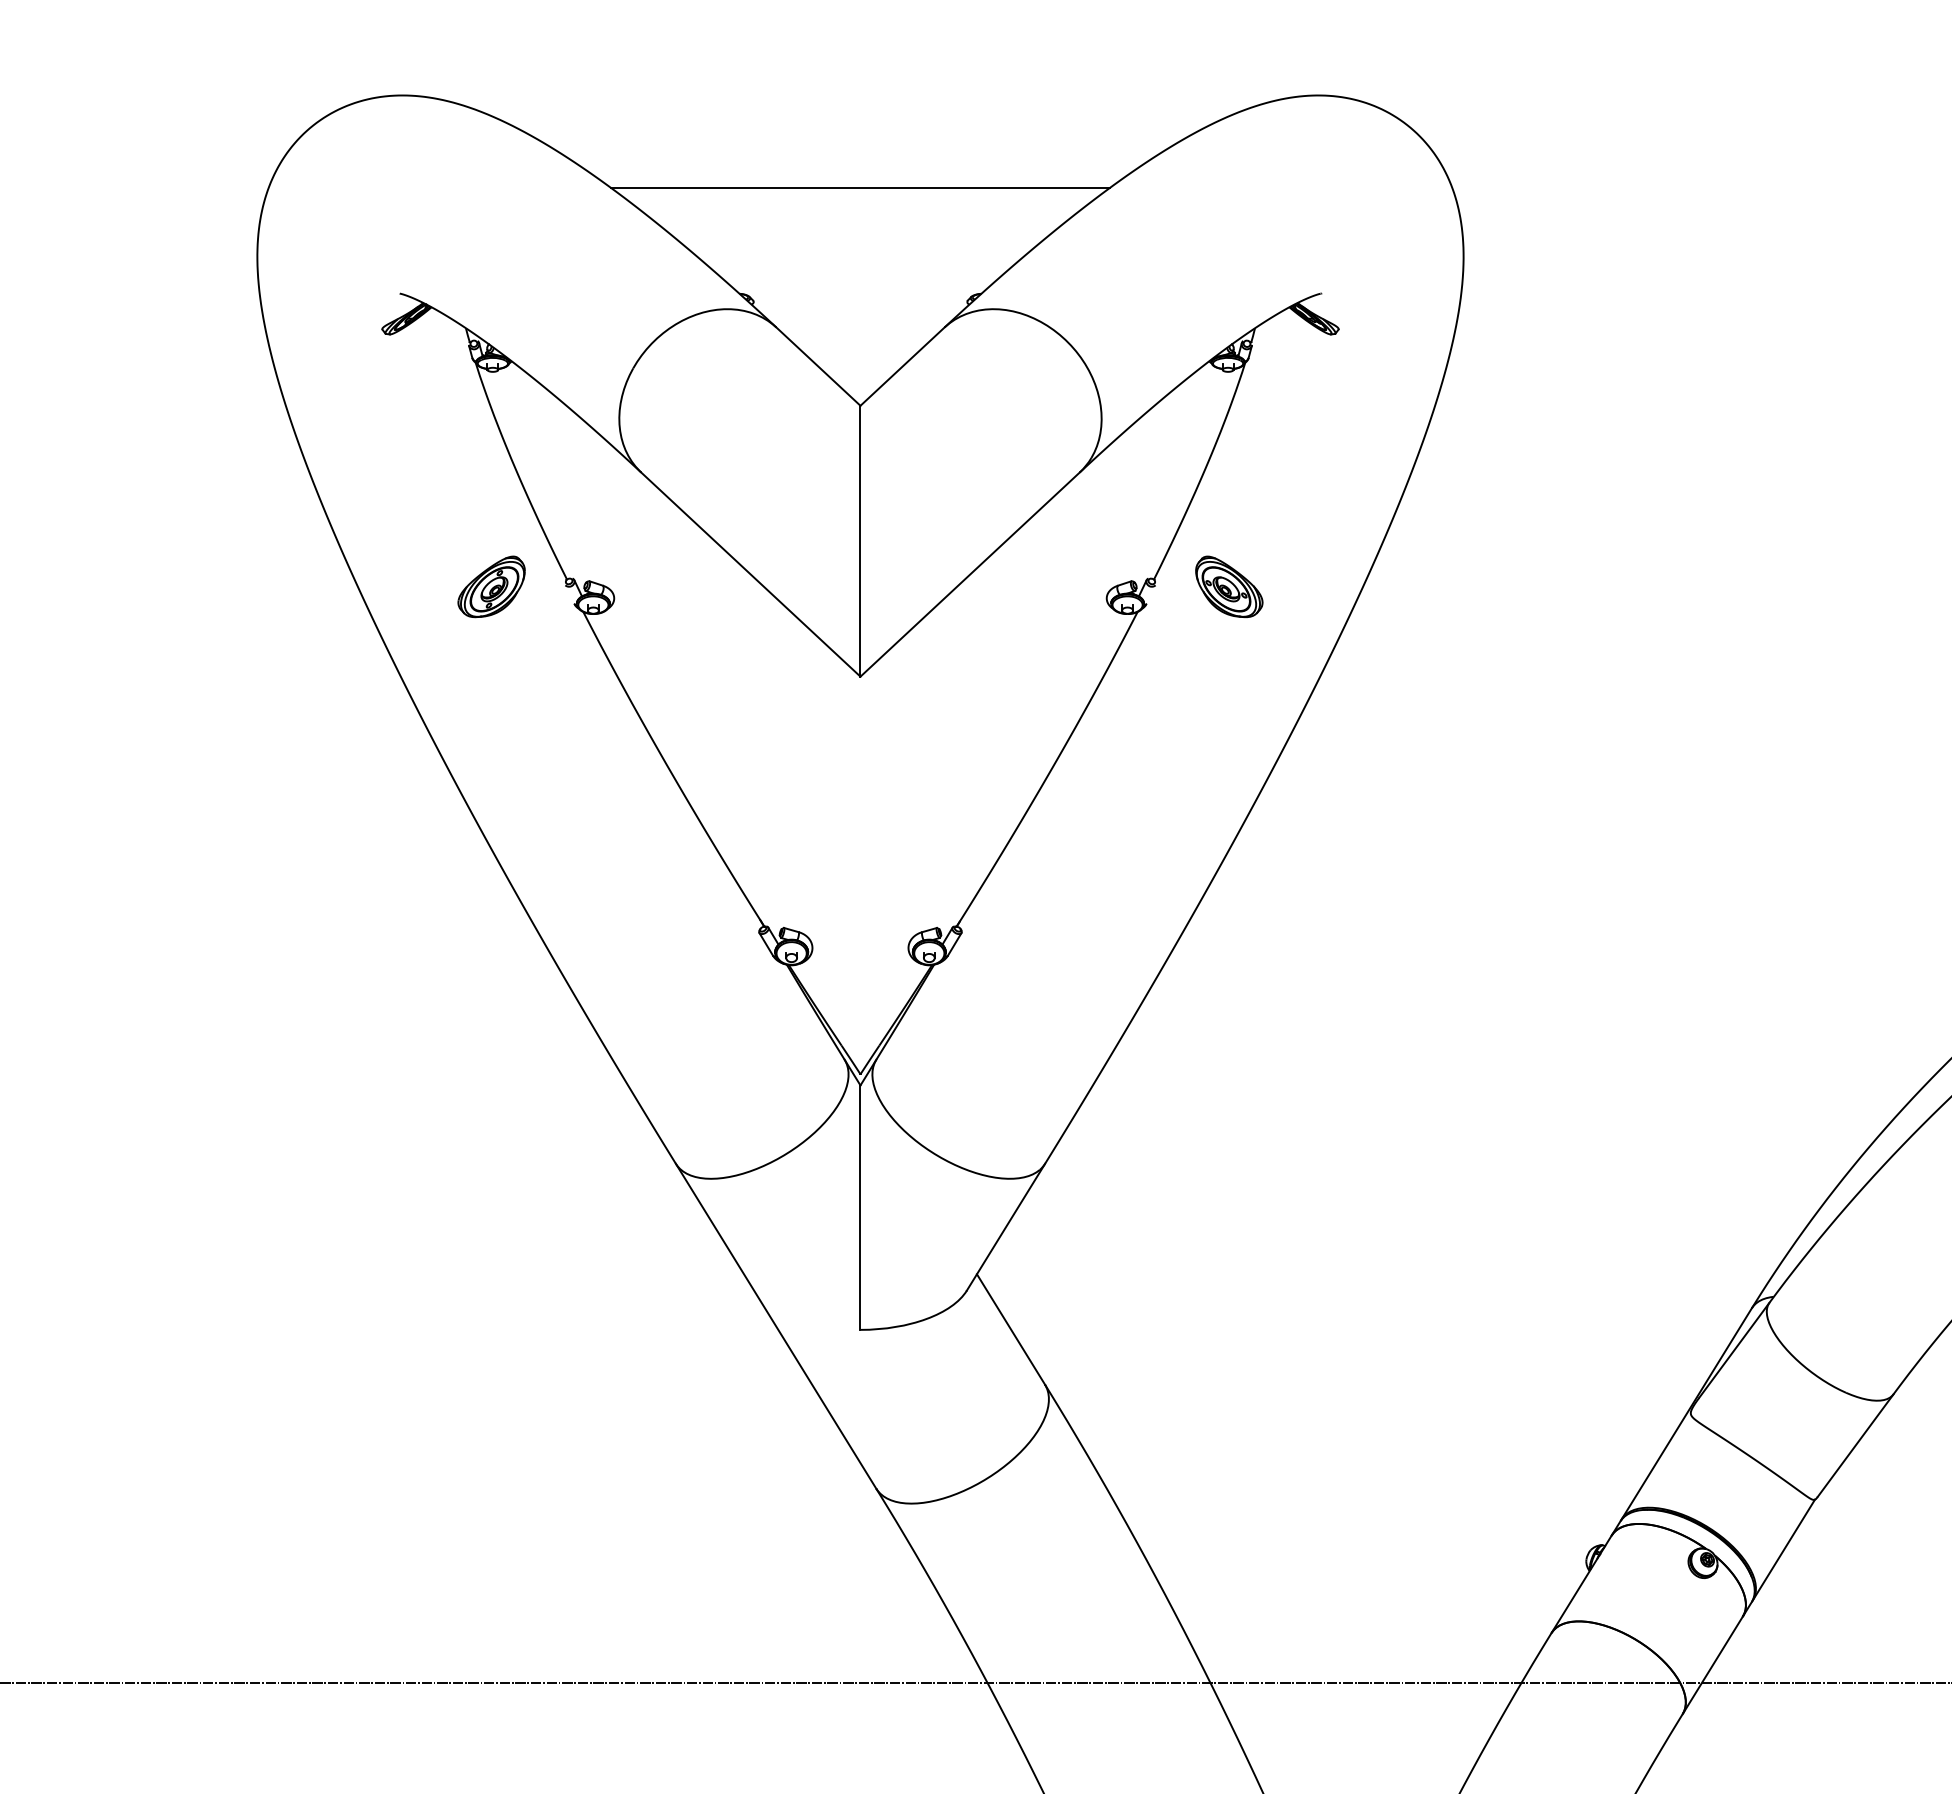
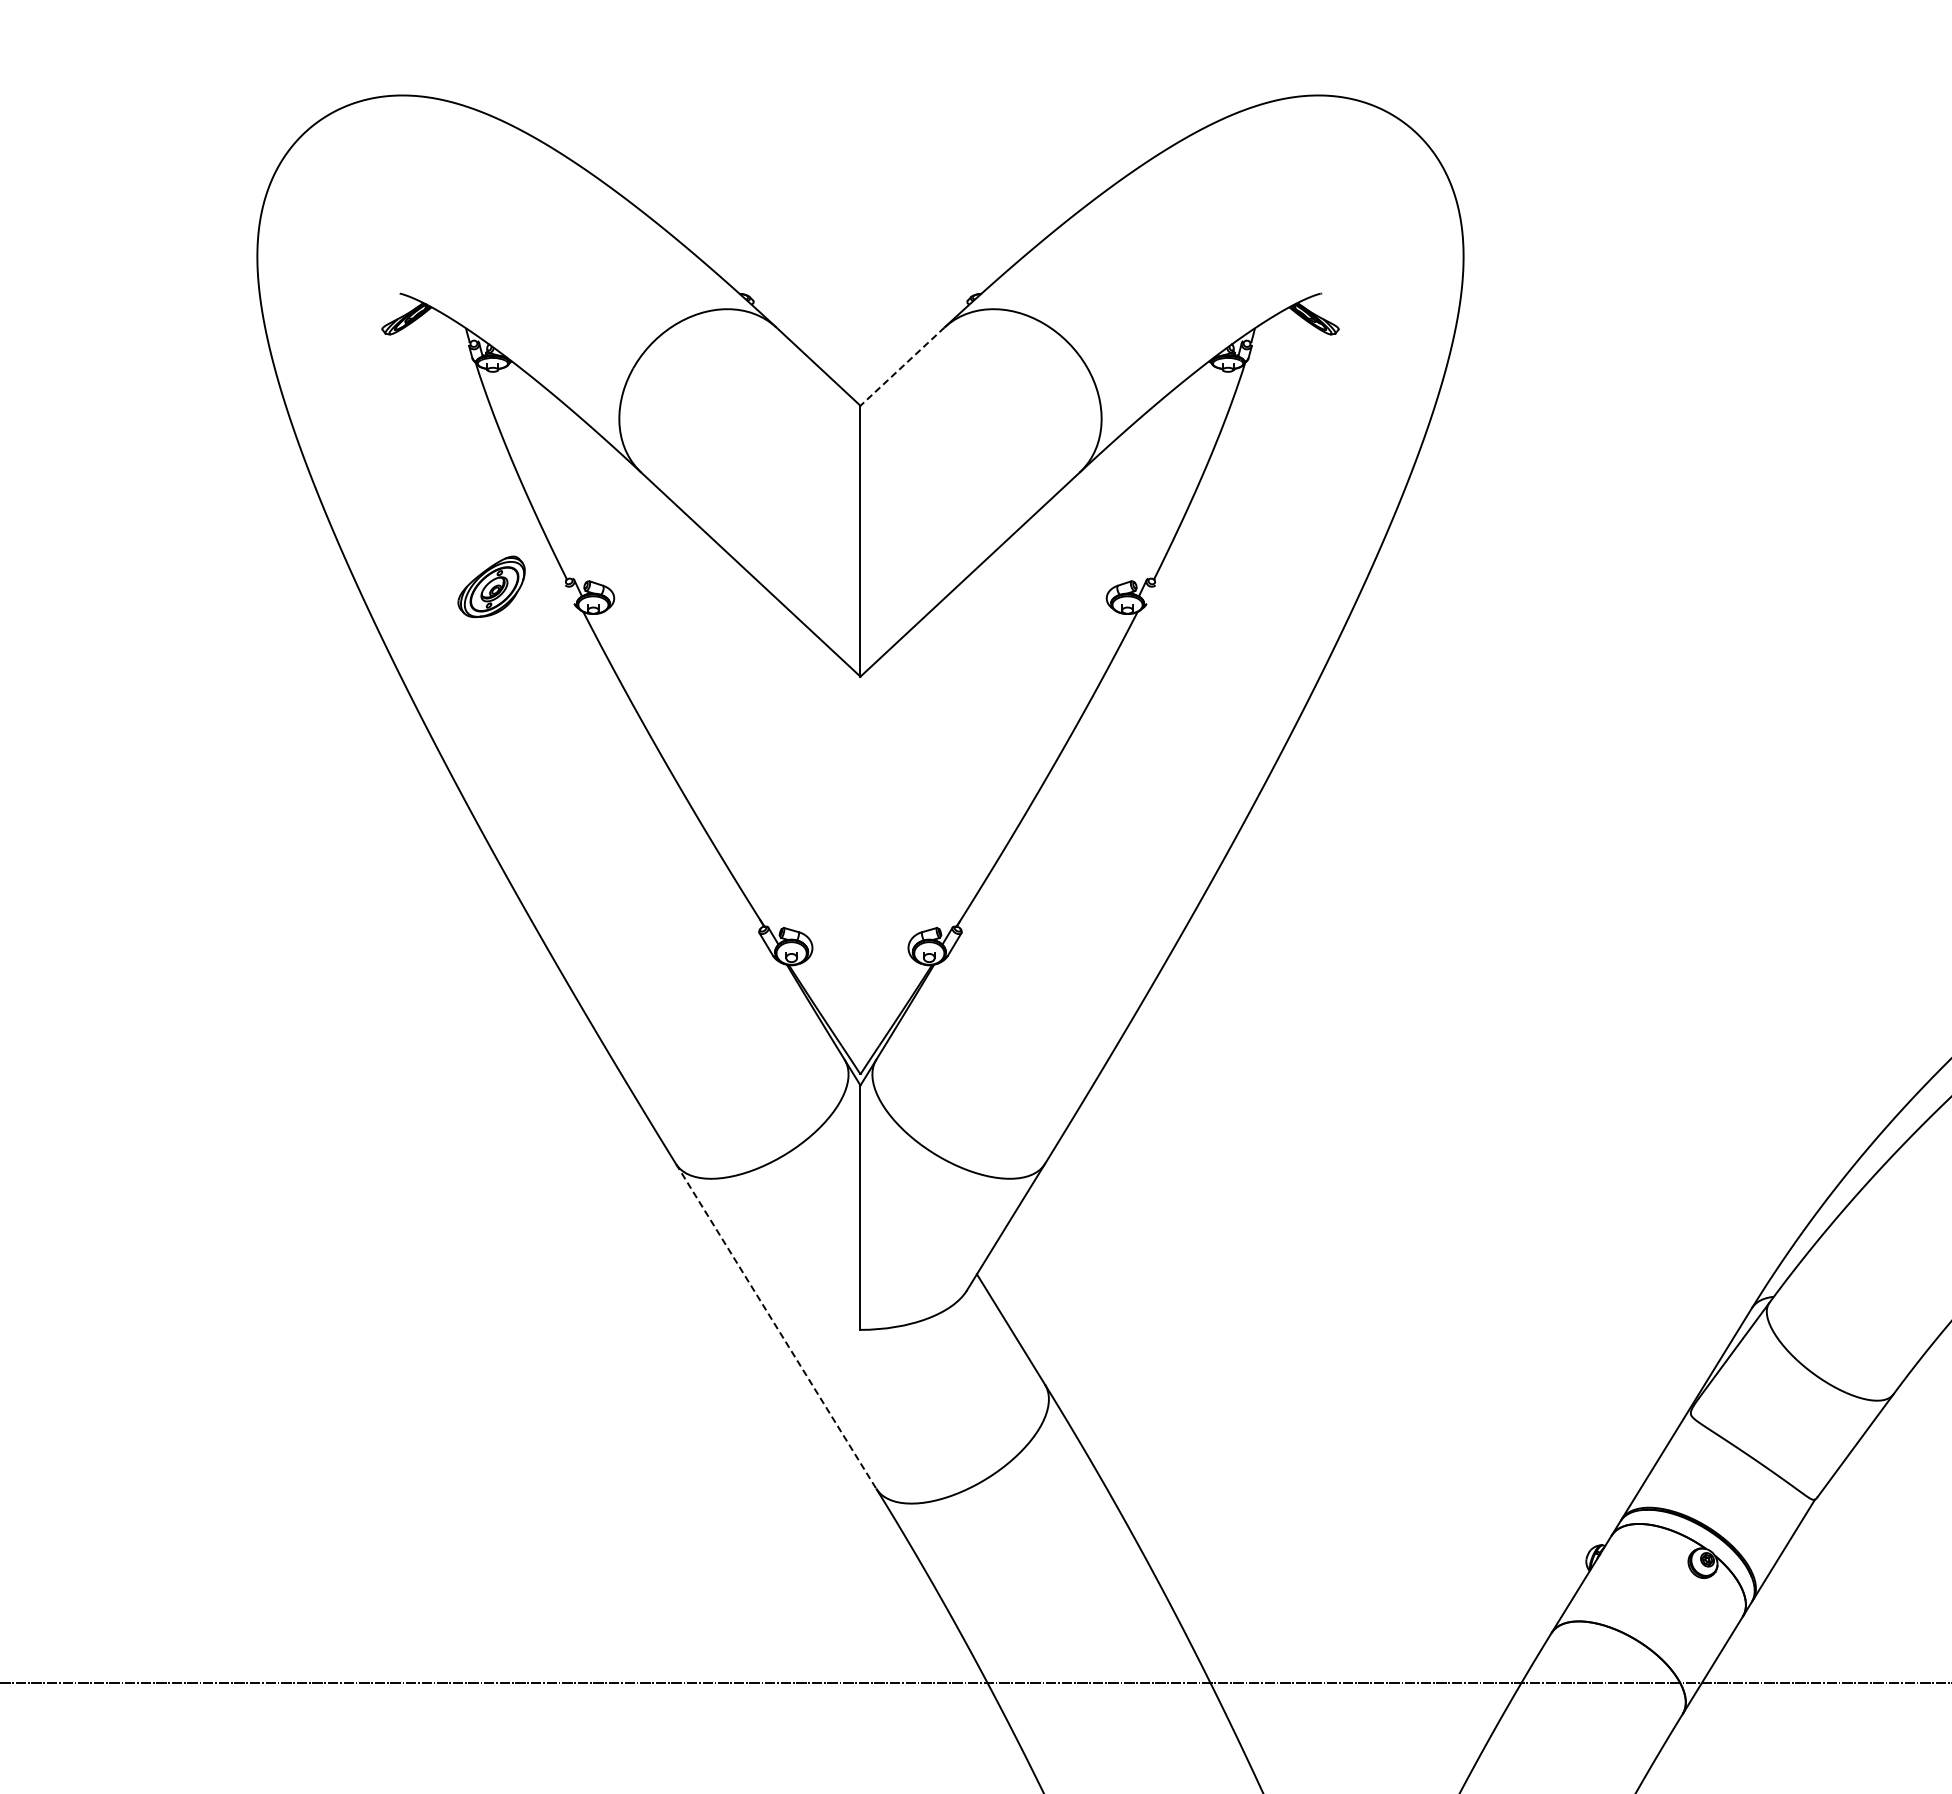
line: present -> none (859, 187)
line: solid -> dashed (902, 366)
part: present -> none (1229, 586)
line: solid -> dashed (776, 1326)
